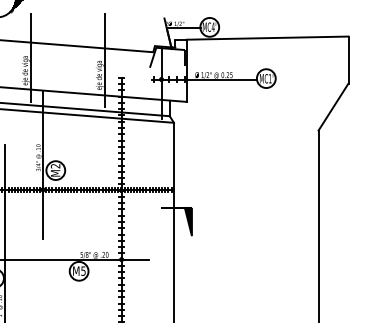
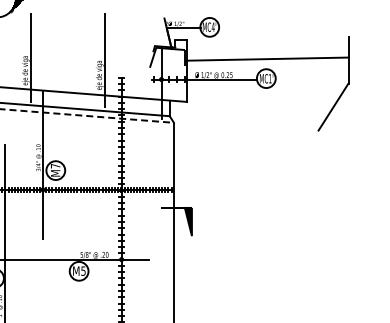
line position: (267, 37) -> (267, 58) (267, 58)
line: present -> none (77, 46)
line: solid -> dashed (87, 116)
text: M2 -> M7 (55, 166)
line: present -> none (318, 224)
